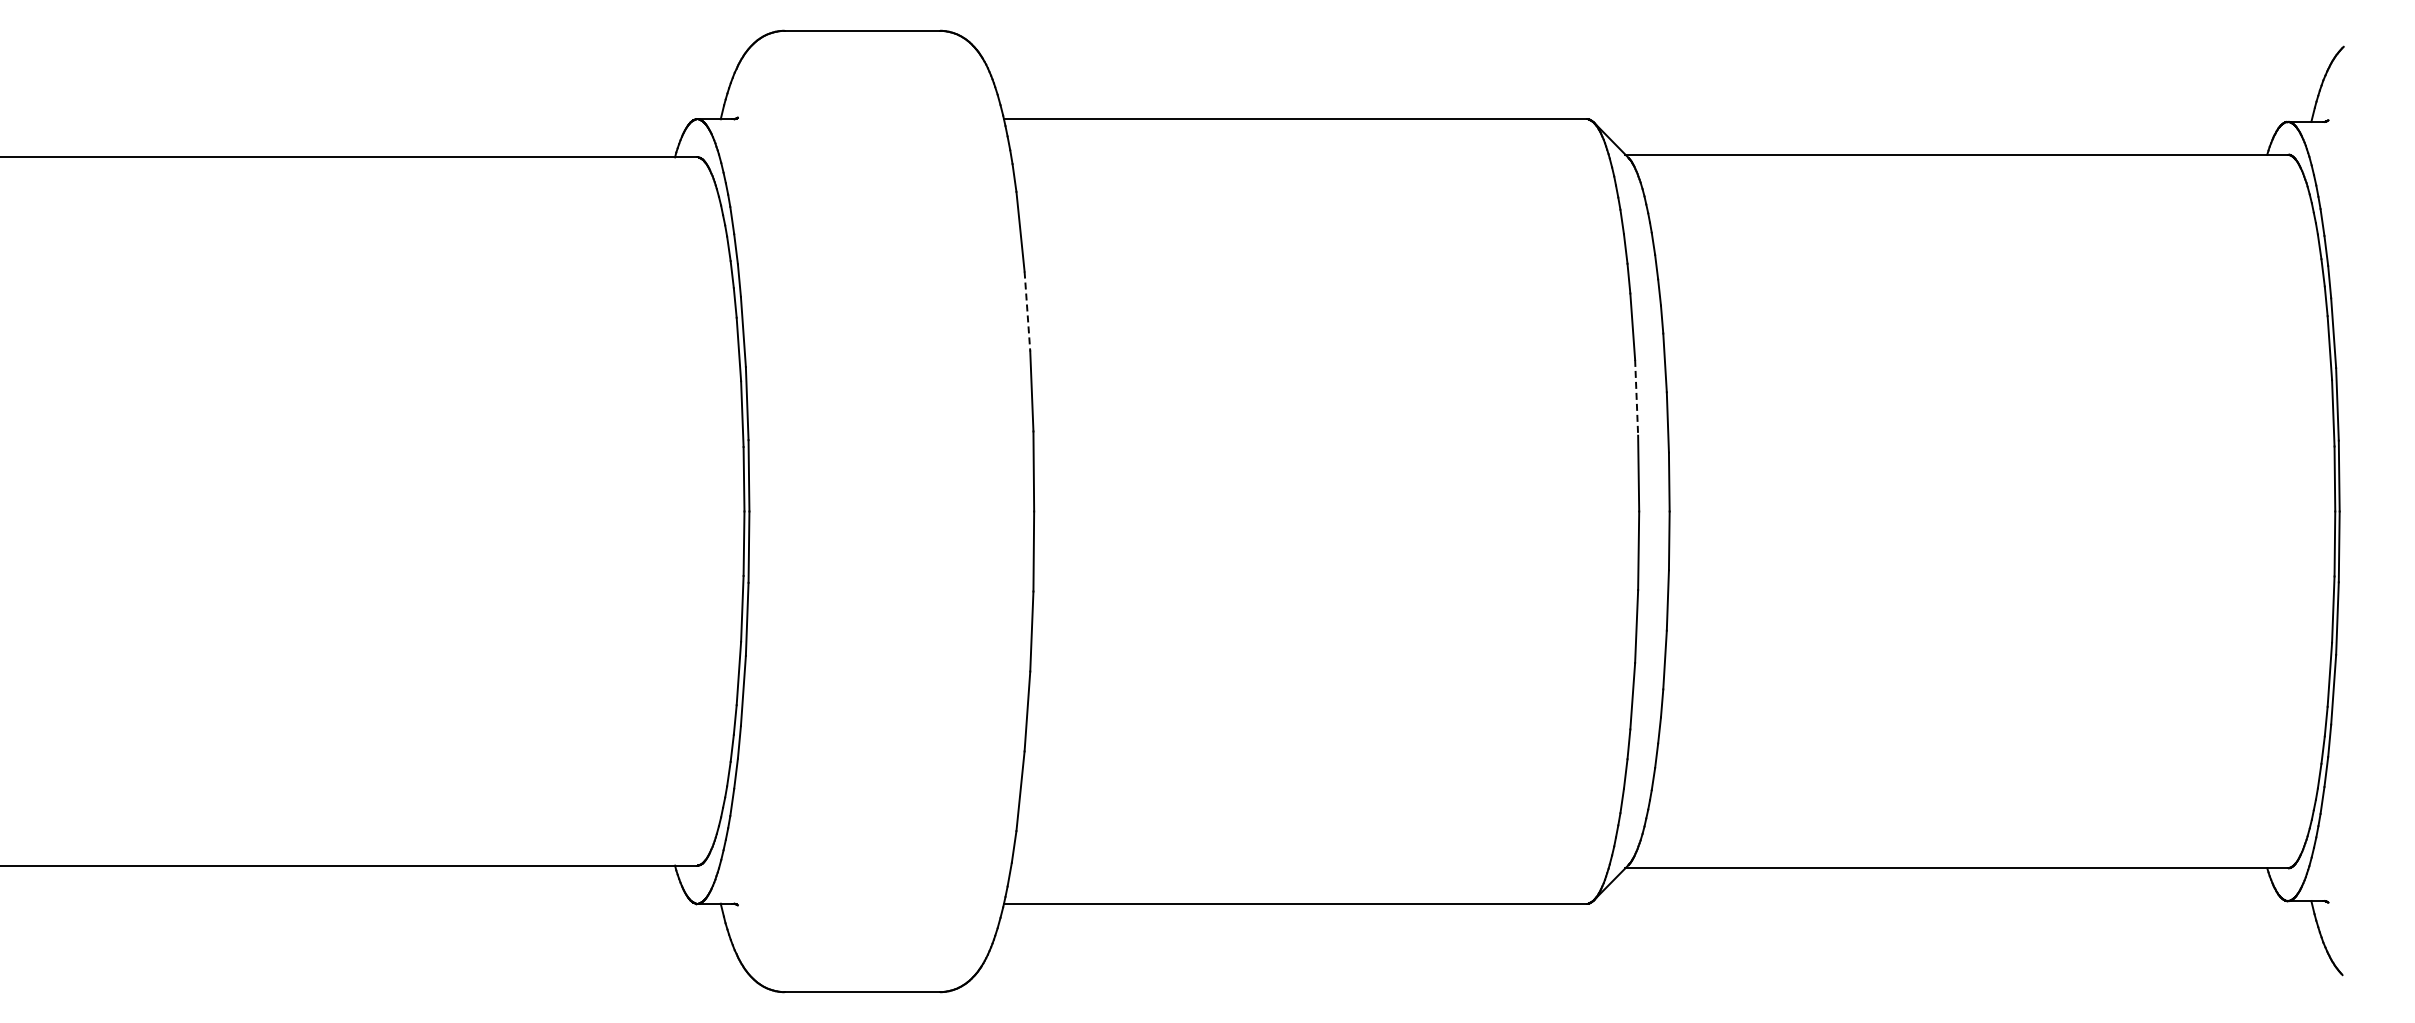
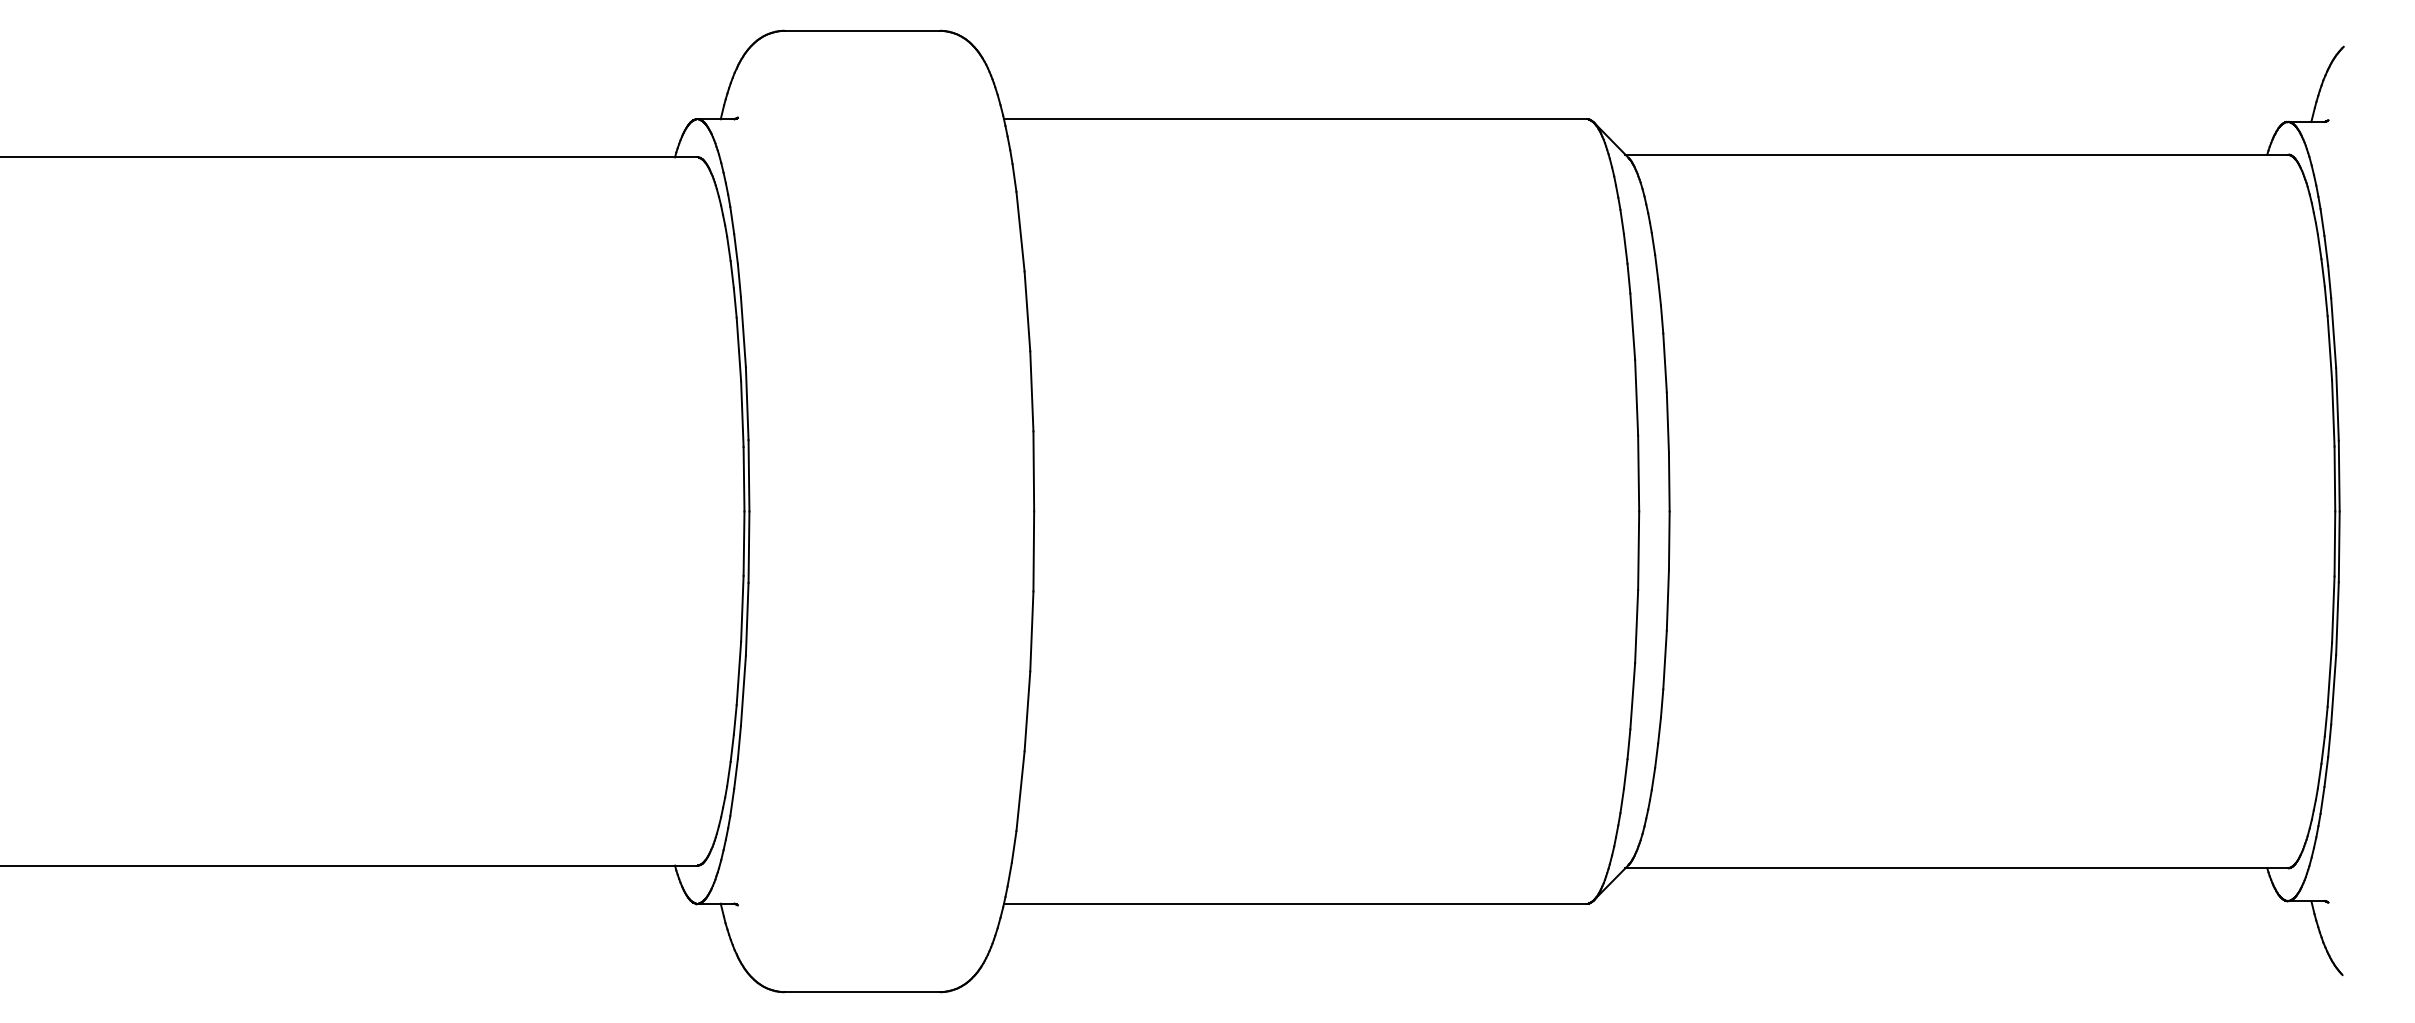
line: dashed -> solid (1027, 311)
line: dashed -> solid (1636, 397)
